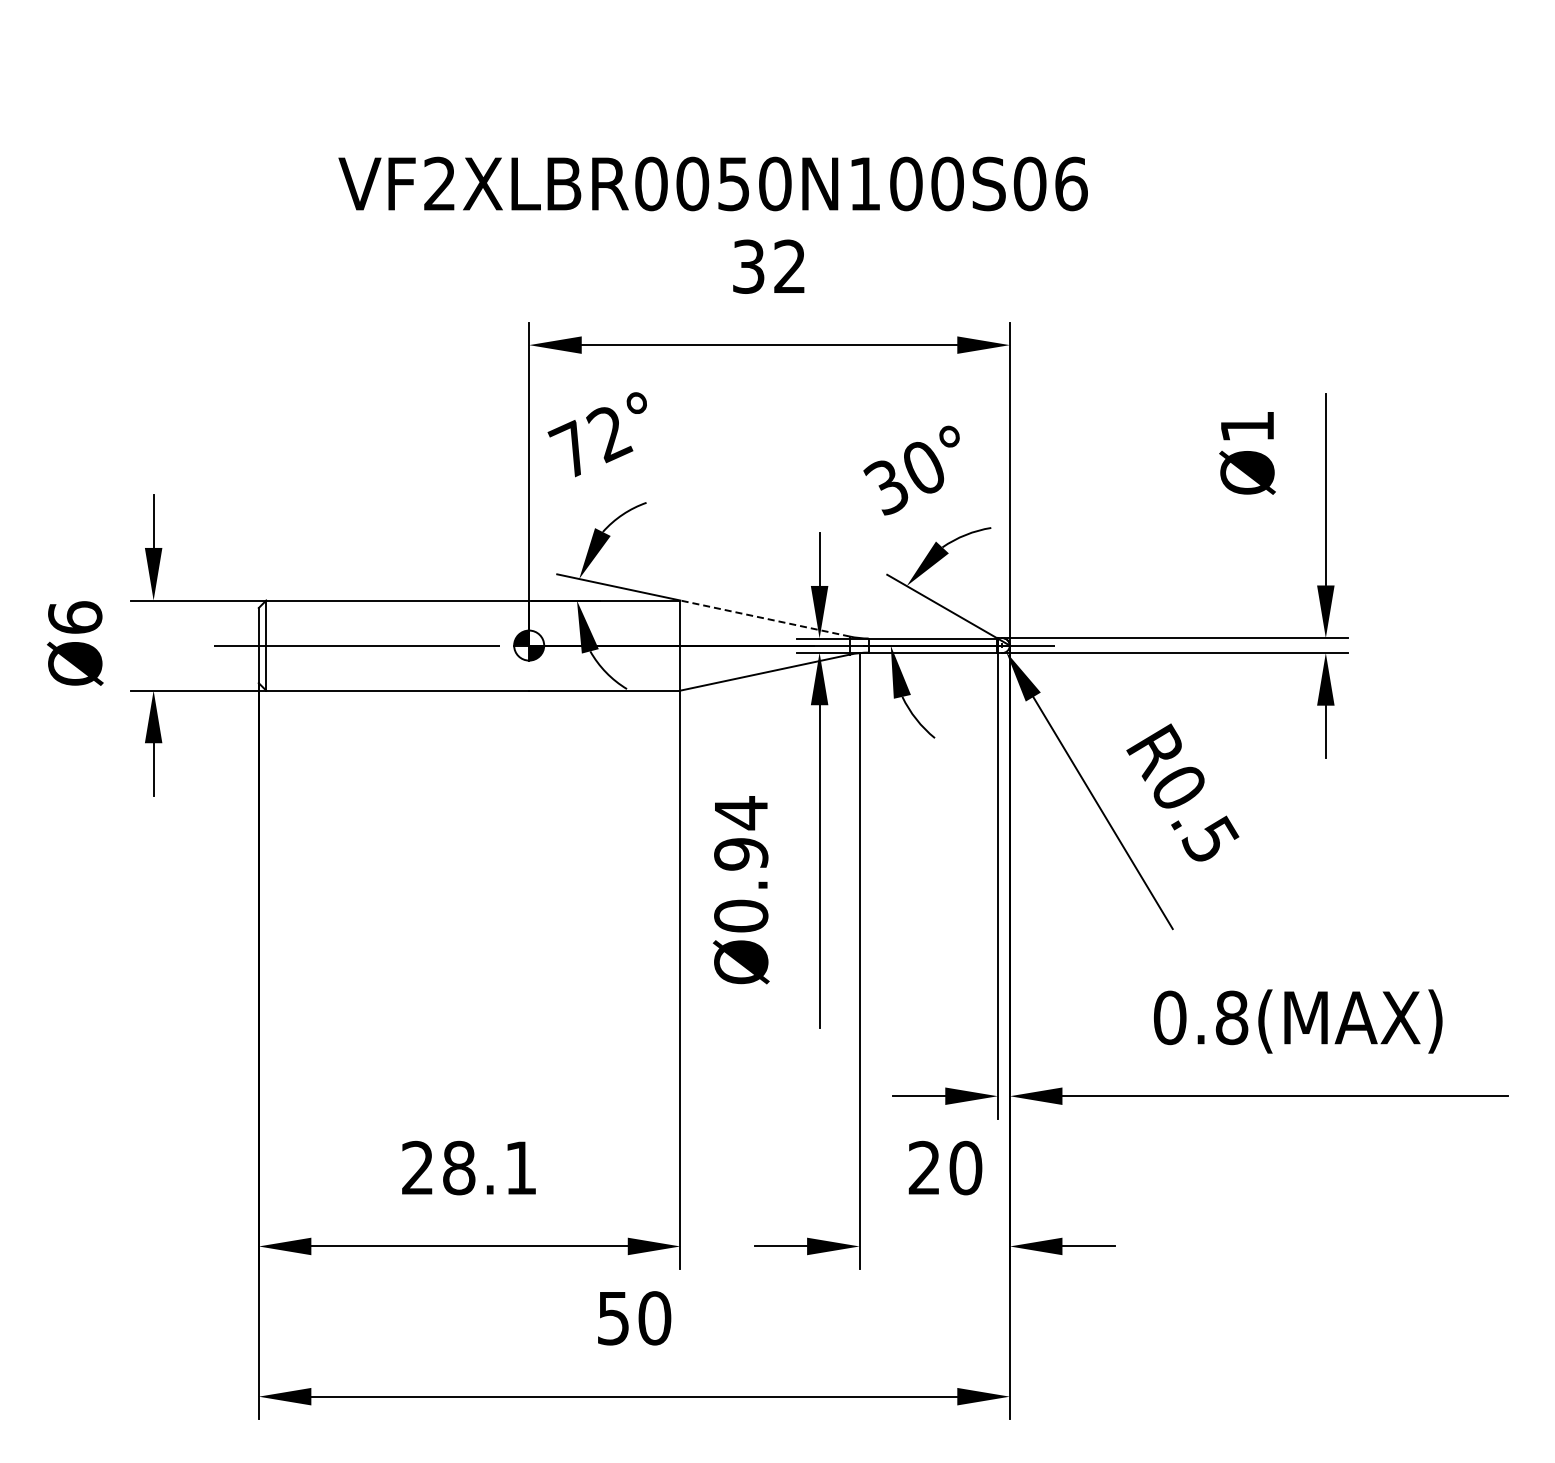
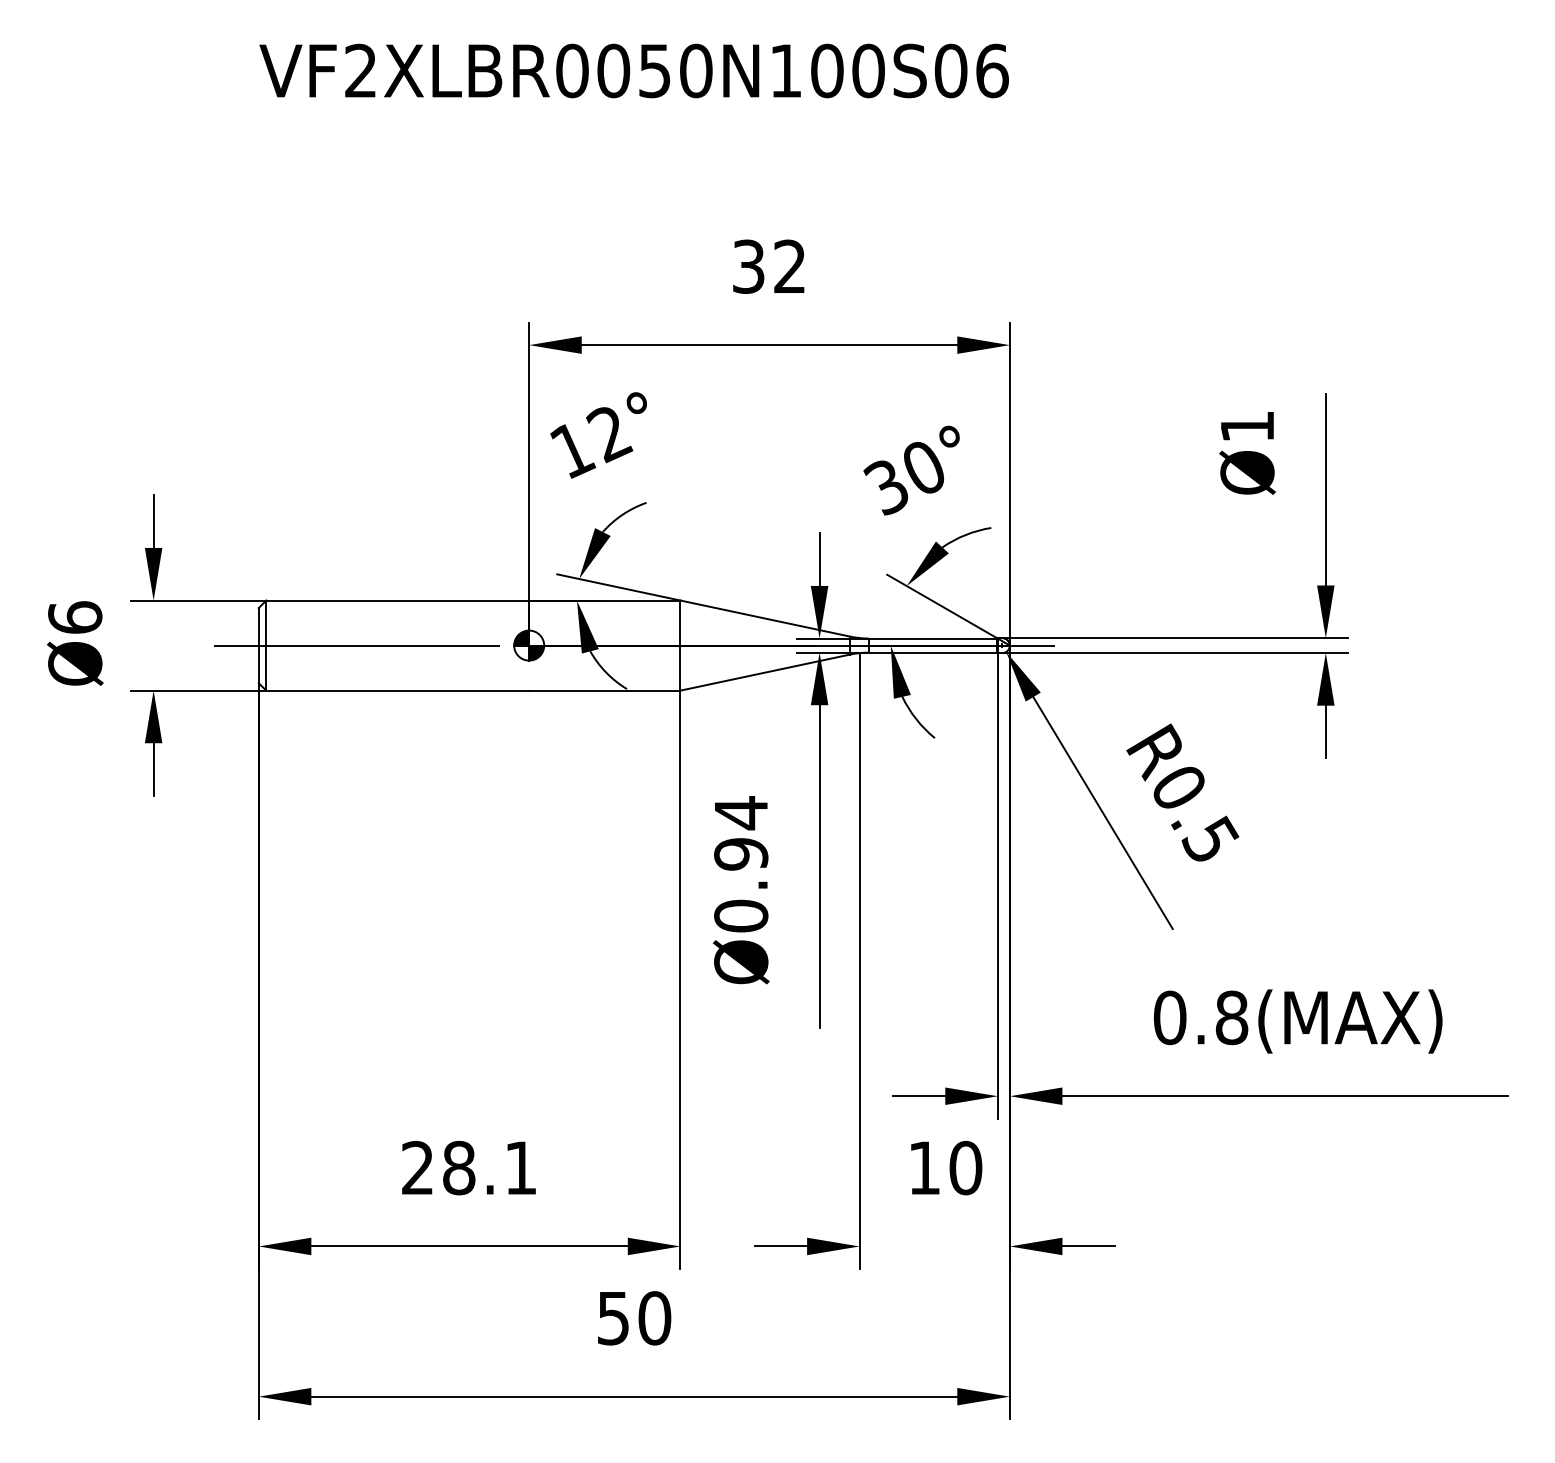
text position: (712, 183) -> (633, 70) (633, 70)
text: 72° -> 12° (571, 449)
line: dashed -> solid (765, 618)
text: 20 -> 10 (923, 1167)
